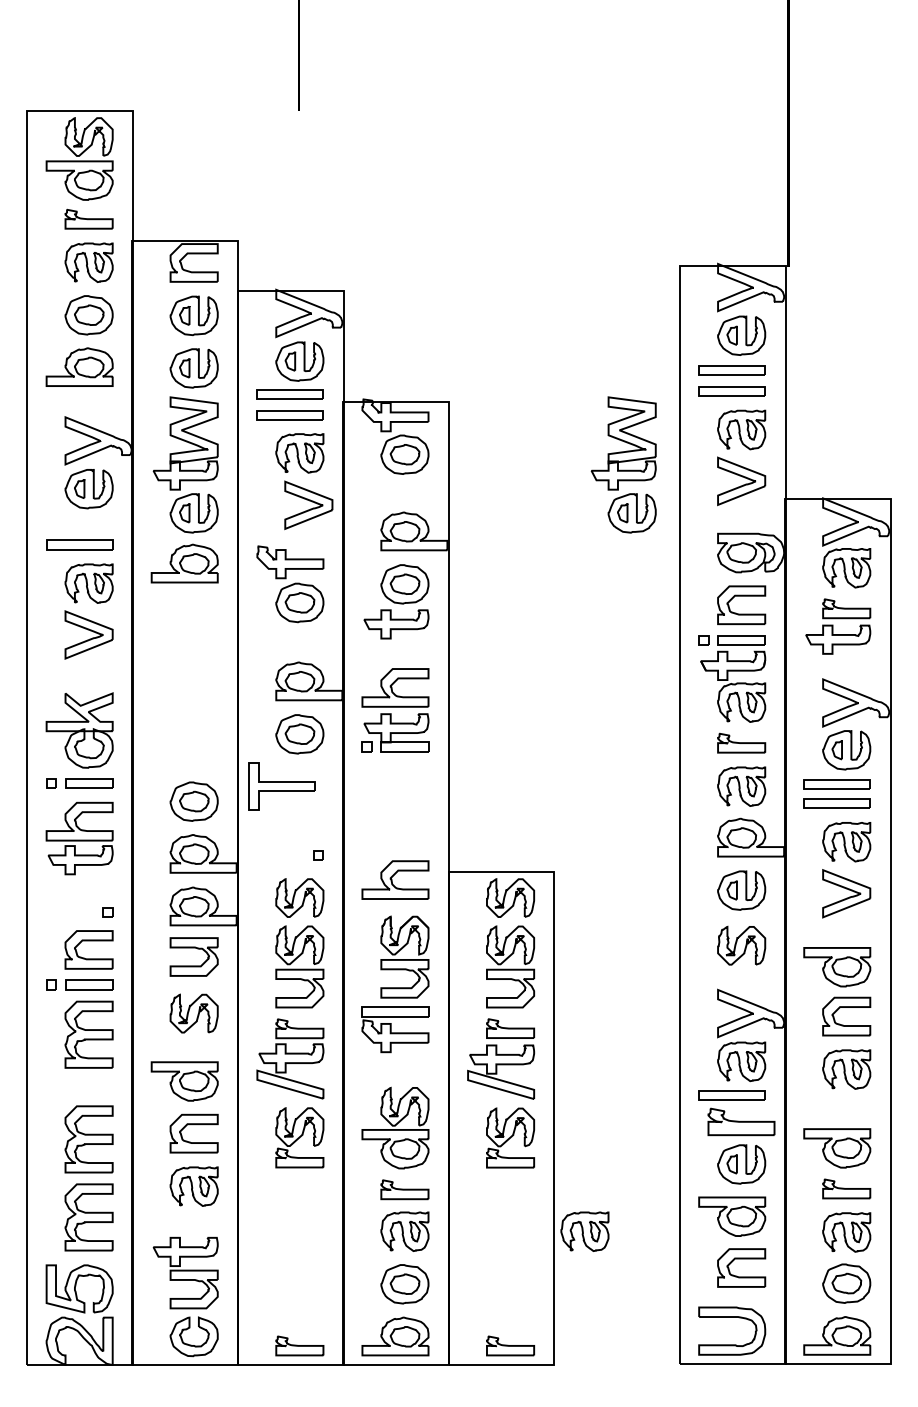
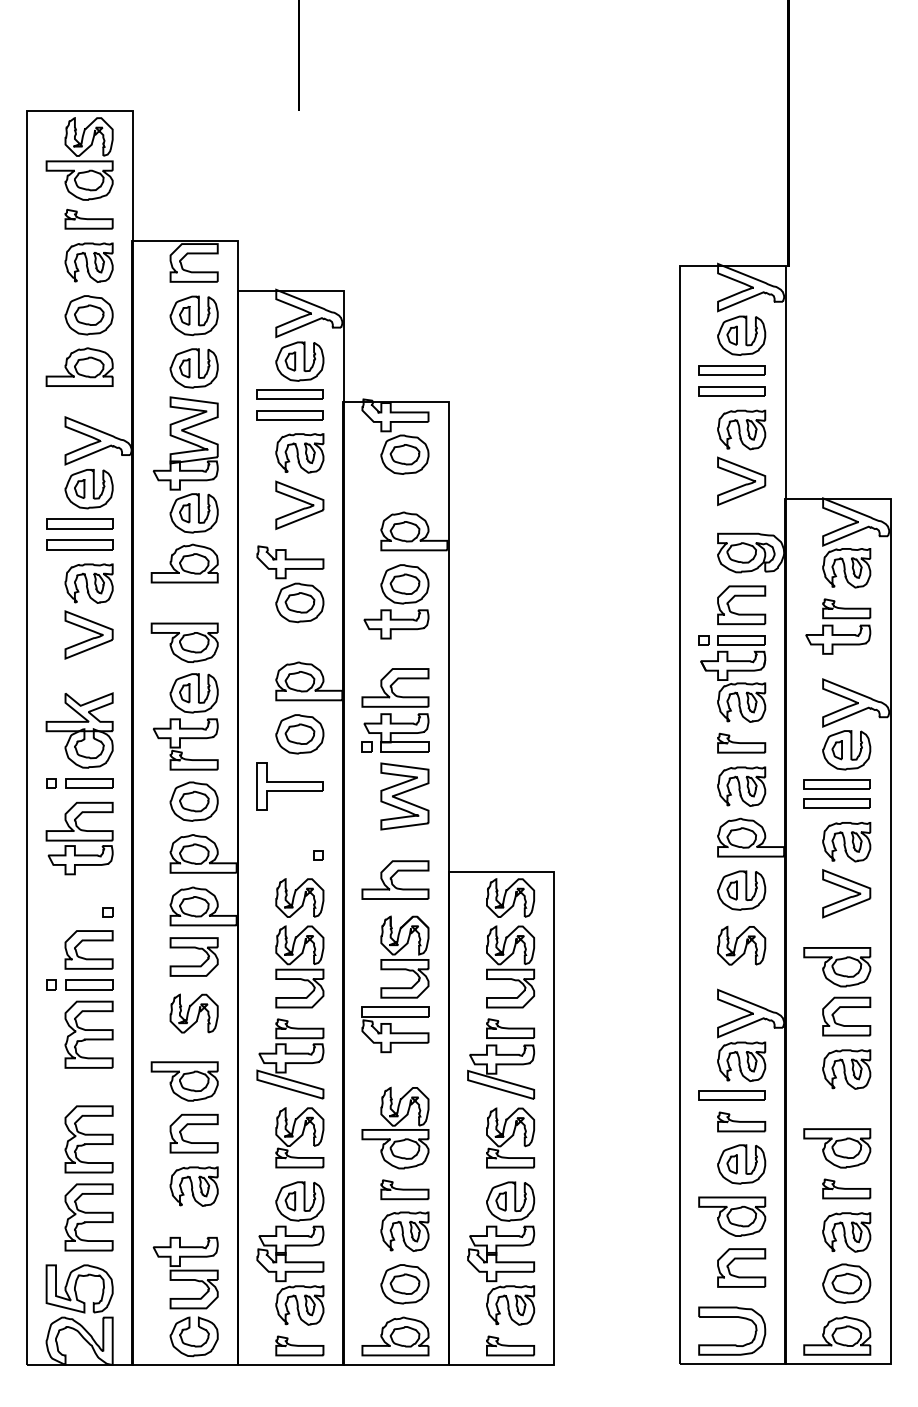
part: present -> none (623, 464)
part position: (308, 505) -> (299, 505) (299, 505)
part: none -> present (79, 523)
part: none -> present (184, 642)
part: none -> present (185, 721)
part position: (281, 786) -> (289, 786) (289, 786)
part: none -> present (404, 796)
part size: 69x30 px -> 50x22 px (741, 1121)
part: present -> none (584, 1231)
part: none -> present (290, 1253)
part: none -> present (501, 1253)
